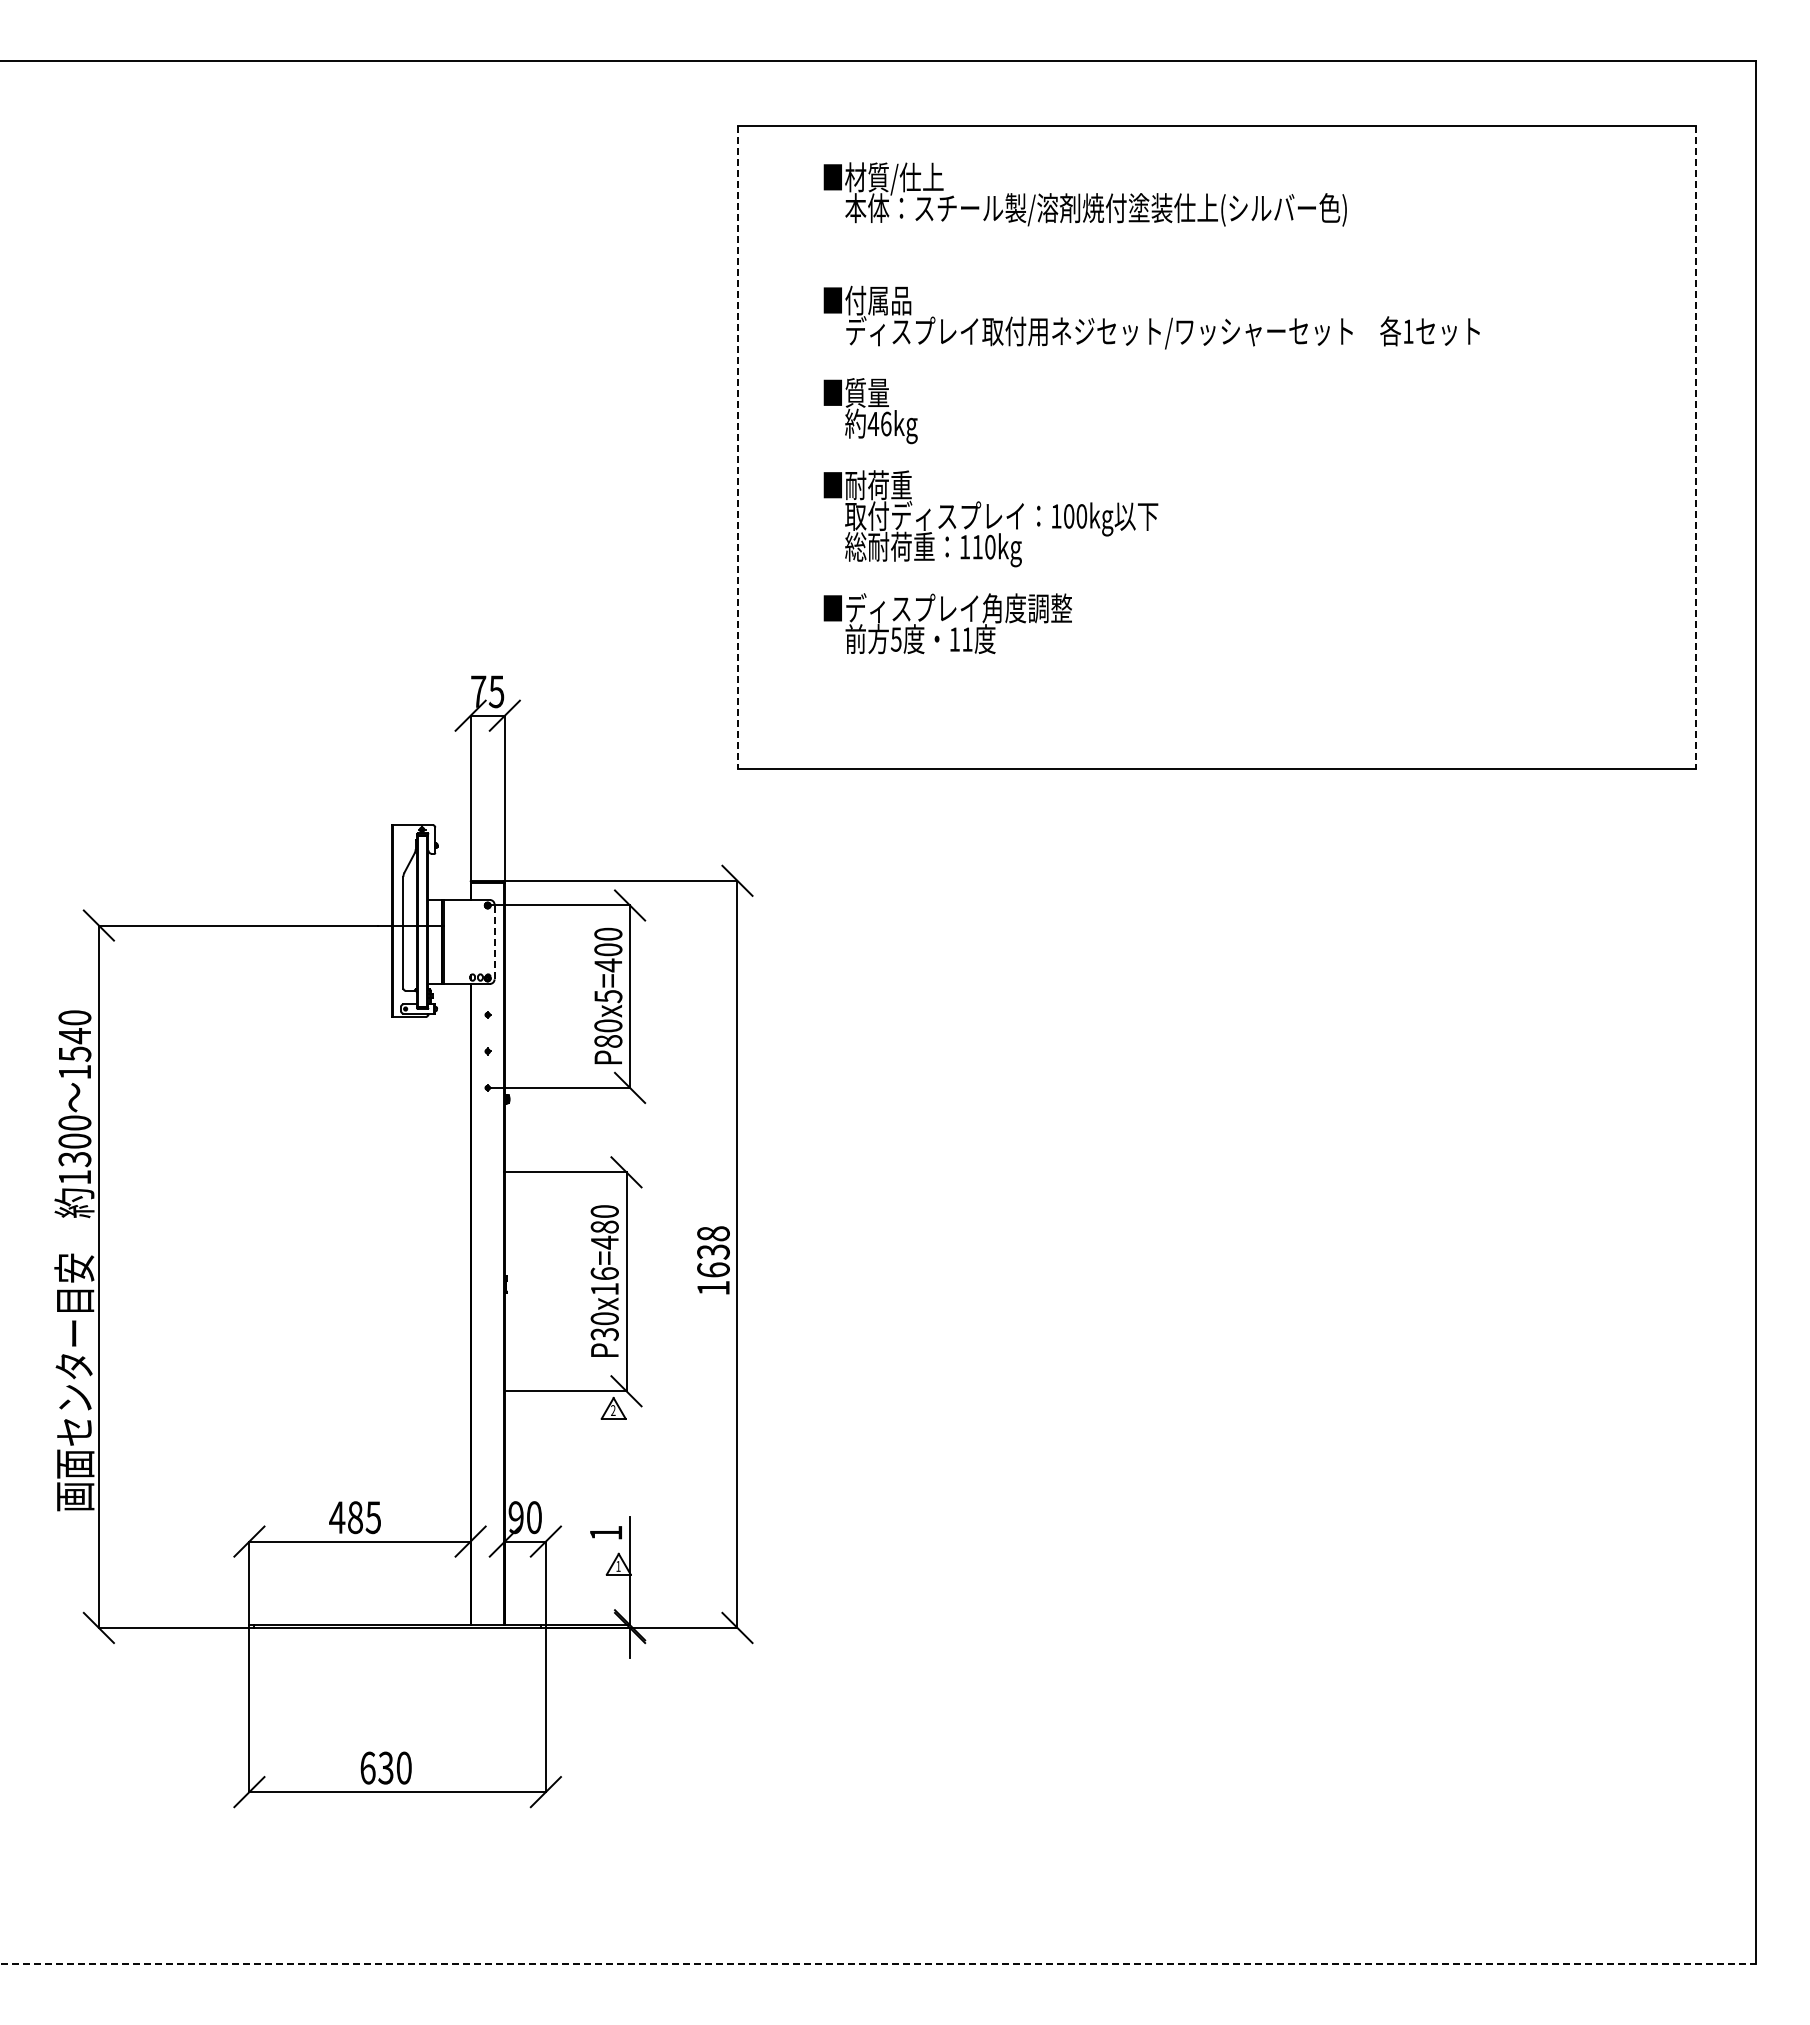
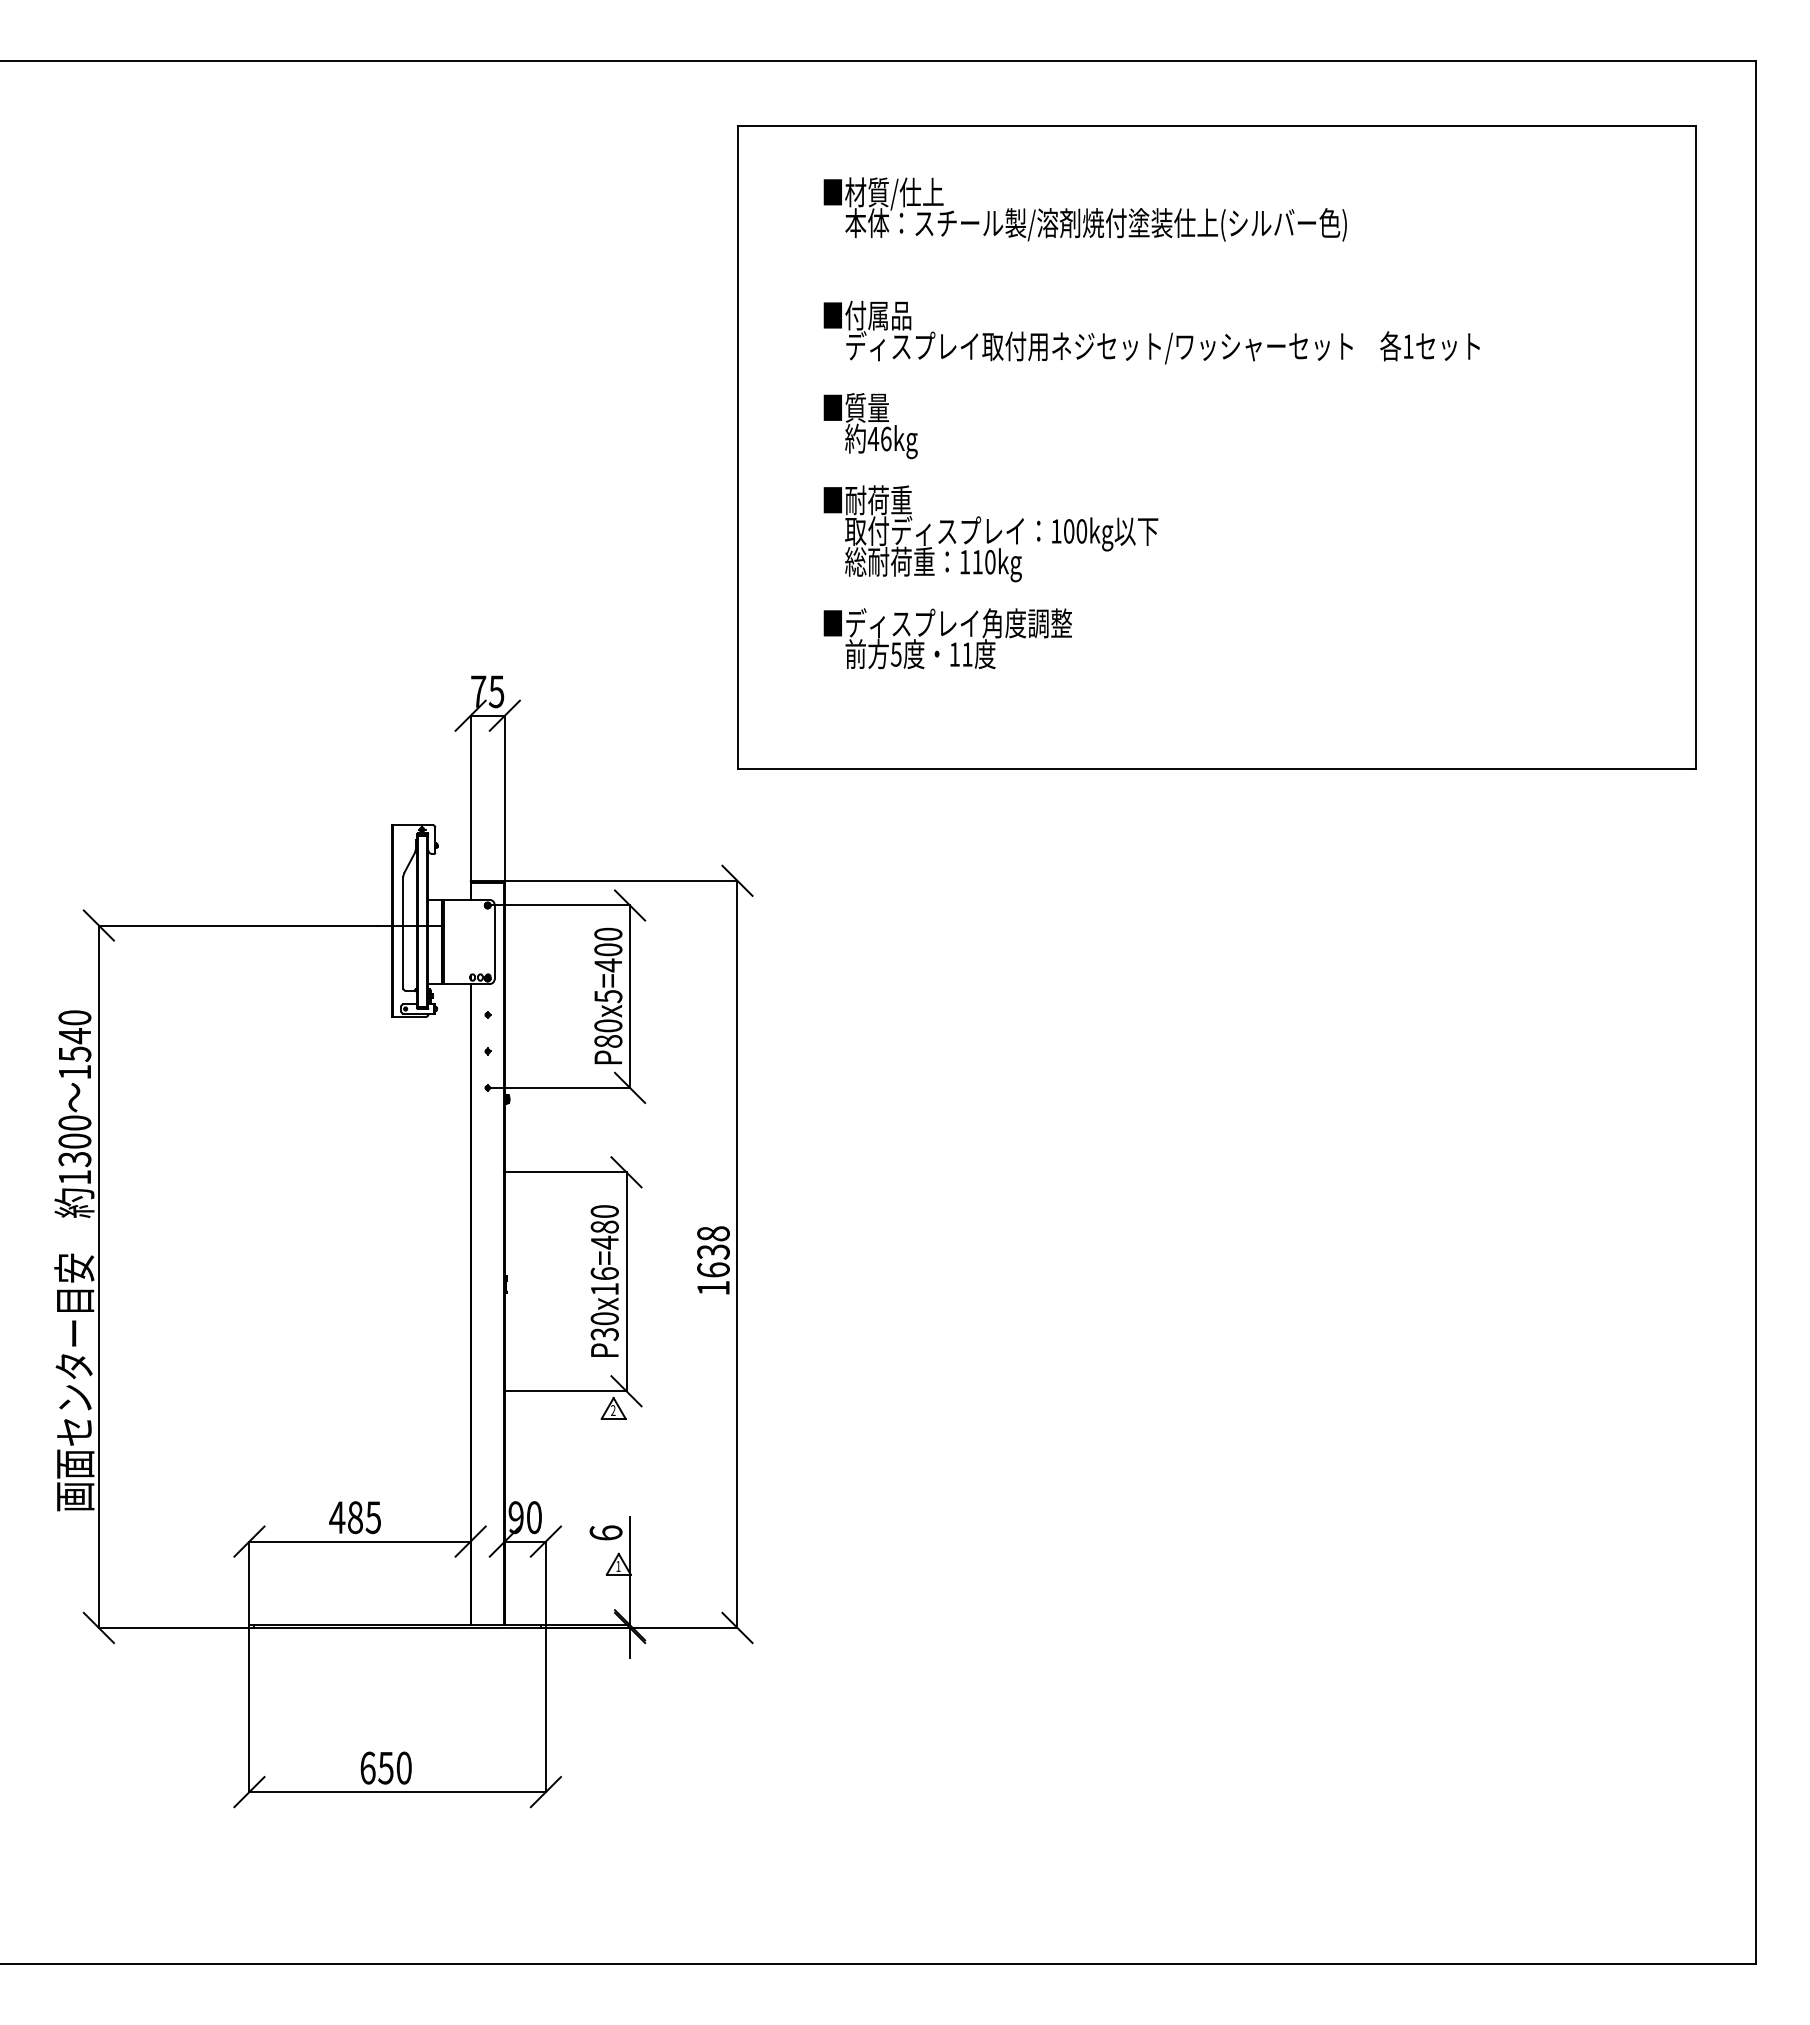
text position: (1151, 408) -> (1151, 423) (1151, 423)
line: dashed -> solid (737, 447)
line: dashed -> solid (1696, 447)
line: dashed -> solid (494, 941)
text: 1 -> 6 (605, 1532)
text: 630 -> 650 (386, 1767)
line: dashed -> solid (877, 1964)
